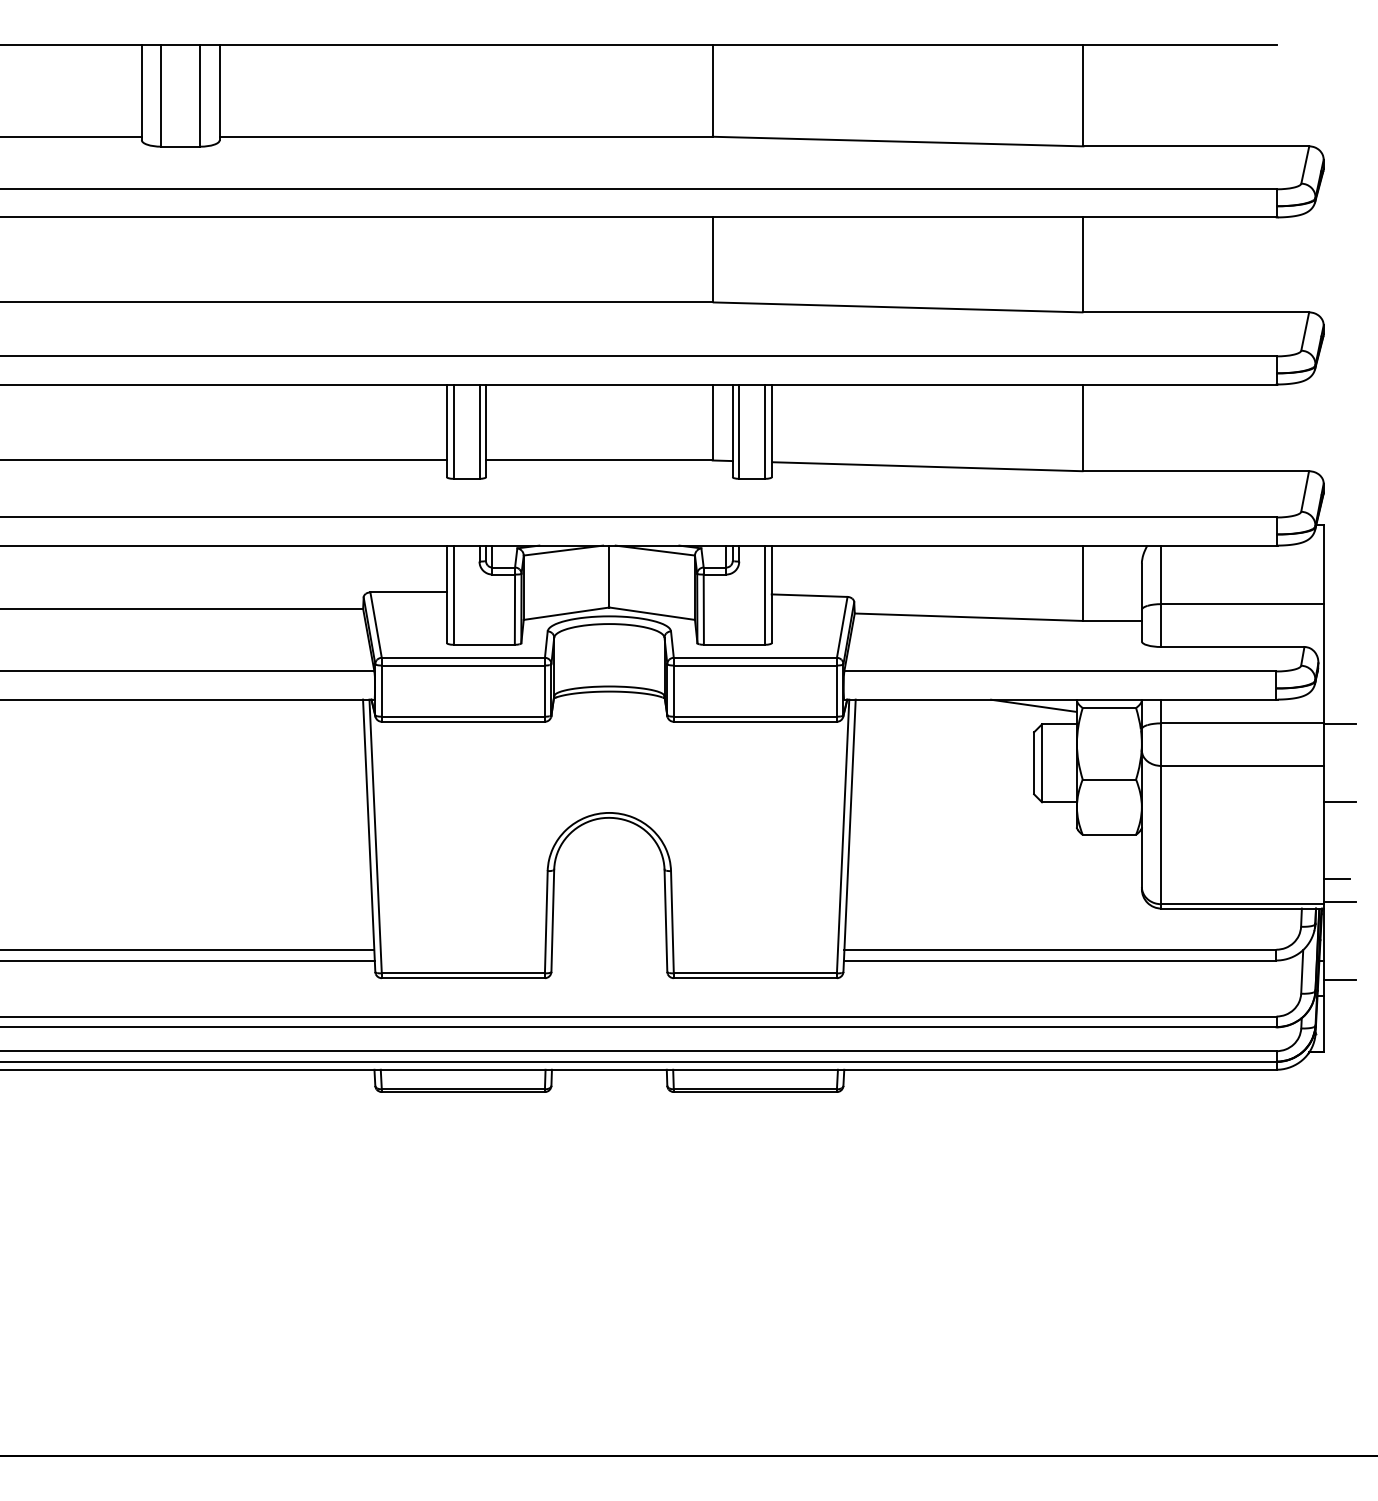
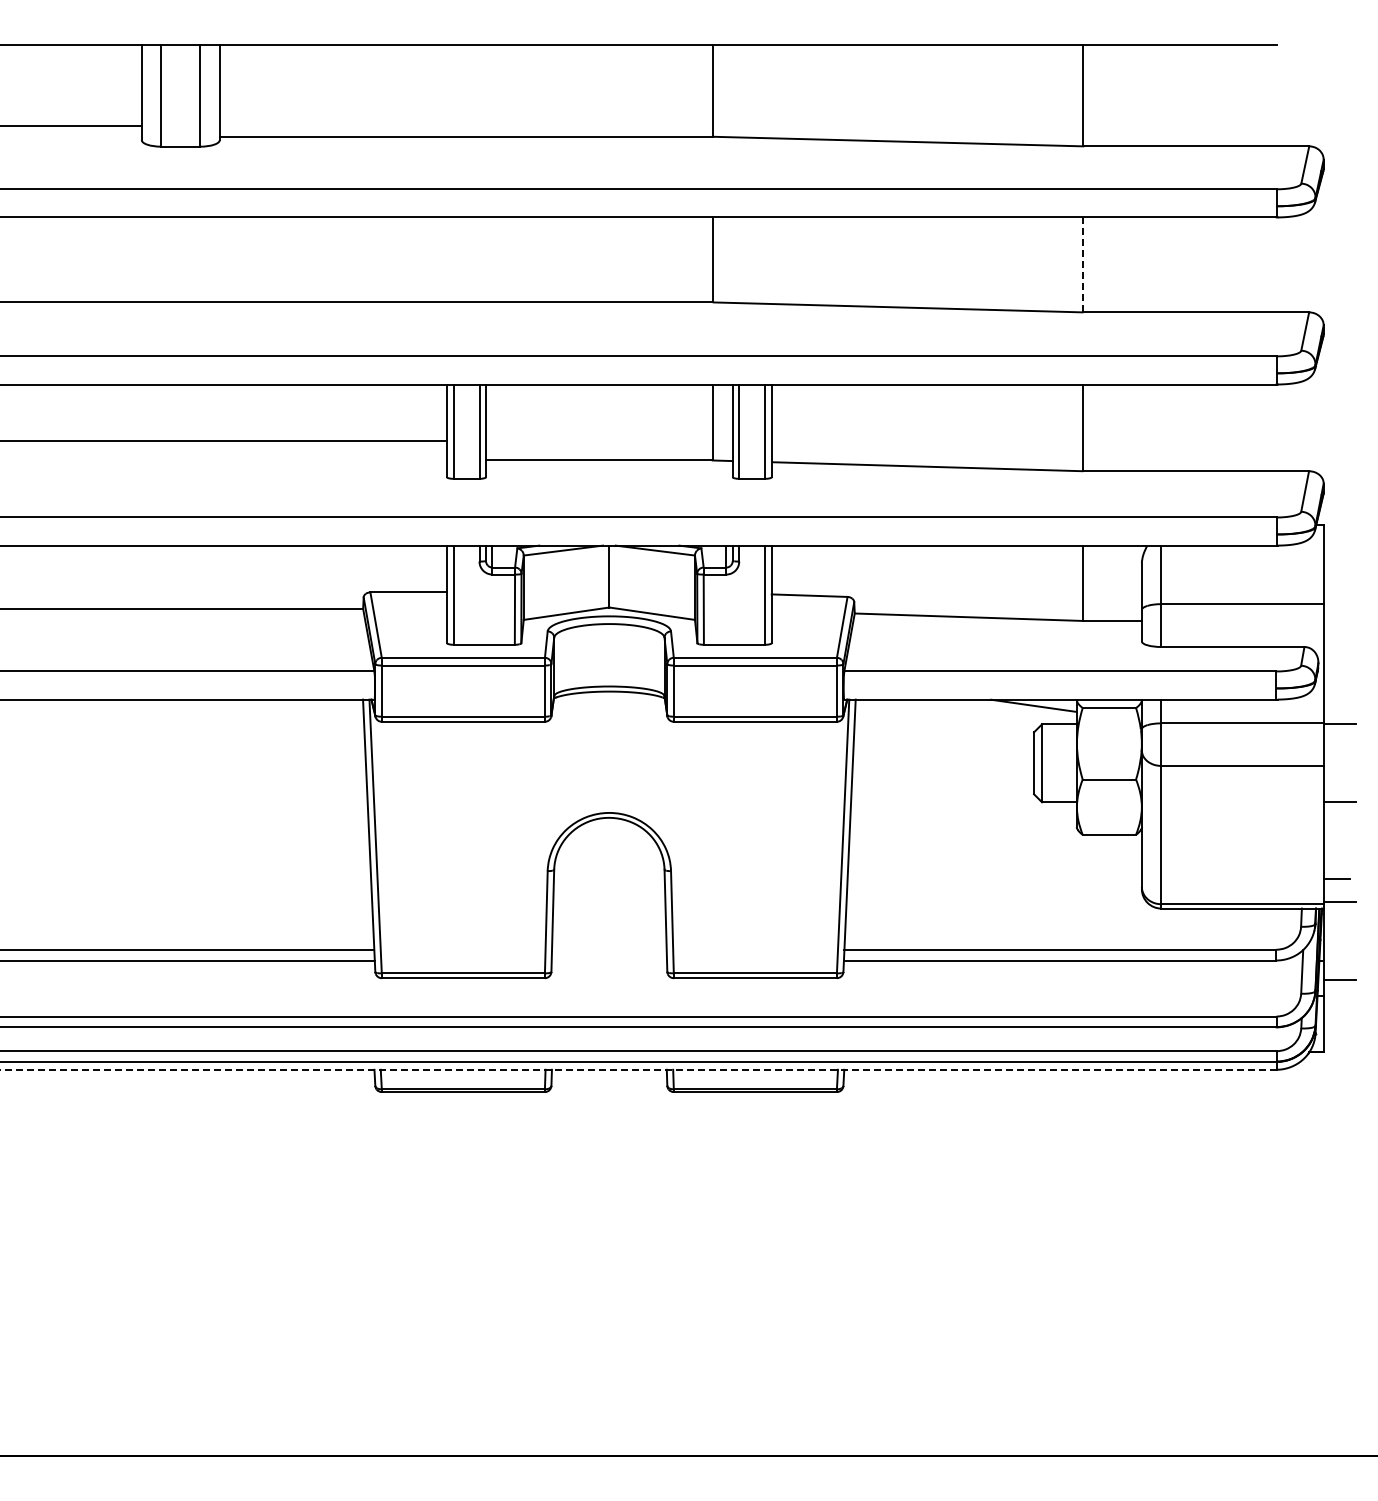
line position: (71, 136) -> (71, 125) (71, 125)
line: solid -> dashed (1083, 264)
line position: (224, 460) -> (224, 441) (224, 441)
line: solid -> dashed (638, 1069)
